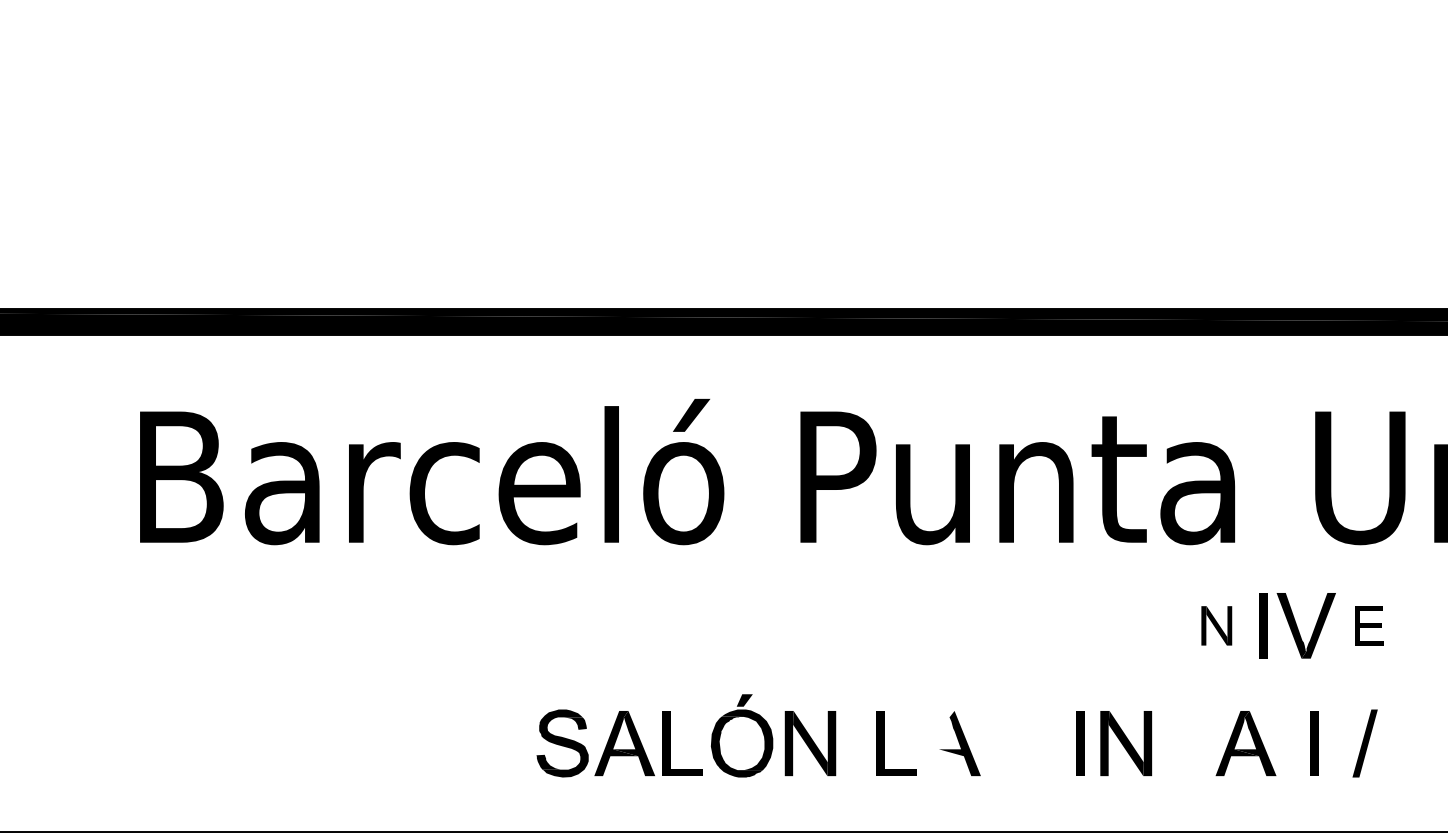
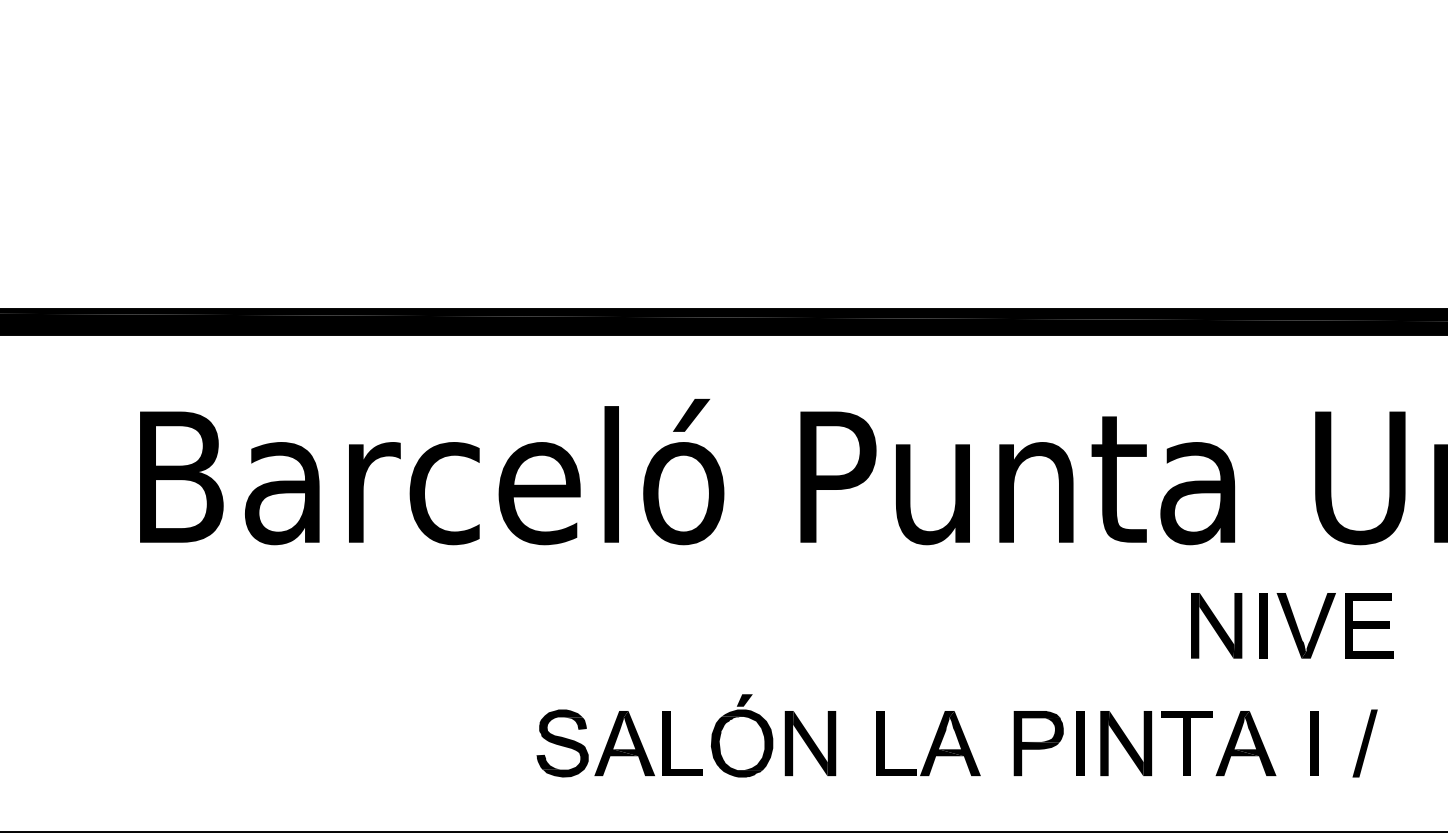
part size: 32x40 px -> 52x66 px (1216, 625)
part size: 29x40 px -> 49x66 px (1369, 625)
fill: none -> present (941, 743)
part: none -> present (1038, 743)
fill: none -> present (1187, 743)
